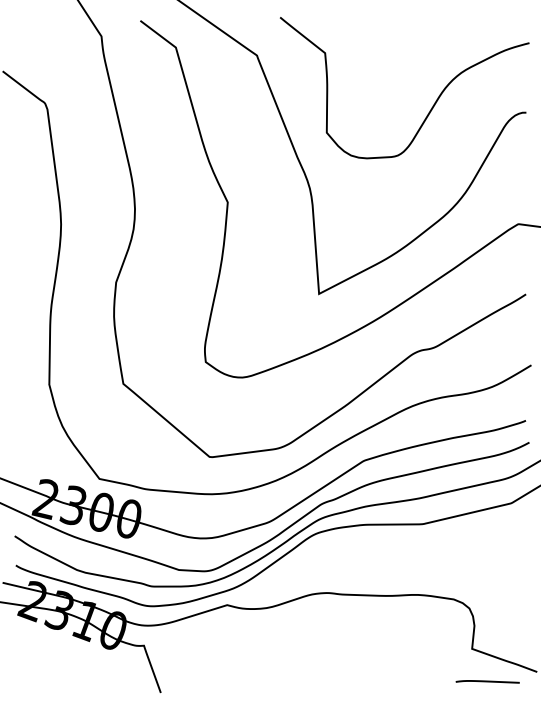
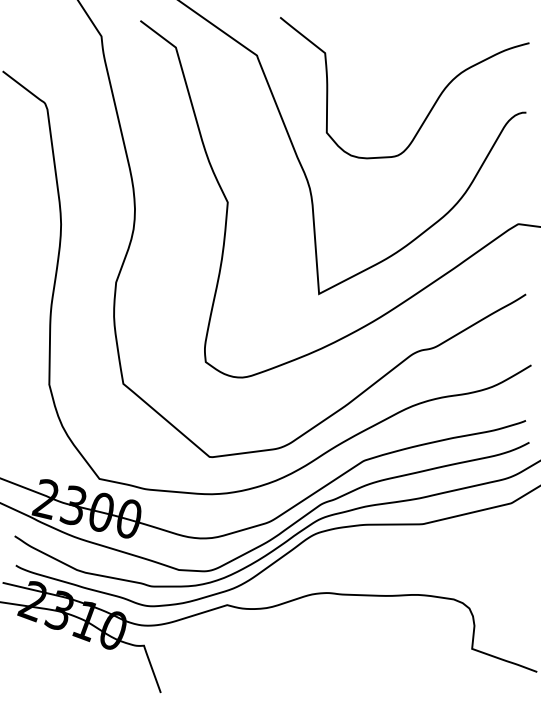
line: present -> none (487, 681)
